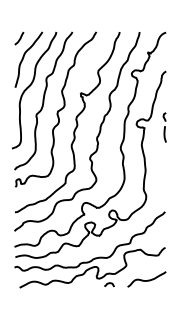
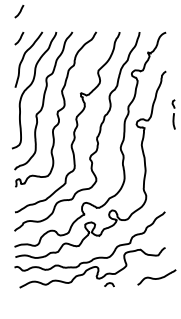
curve: none -> present (19, 11)
part position: (164, 127) -> (173, 114) (173, 114)
curve position: (147, 279) -> (157, 277) (157, 277)
